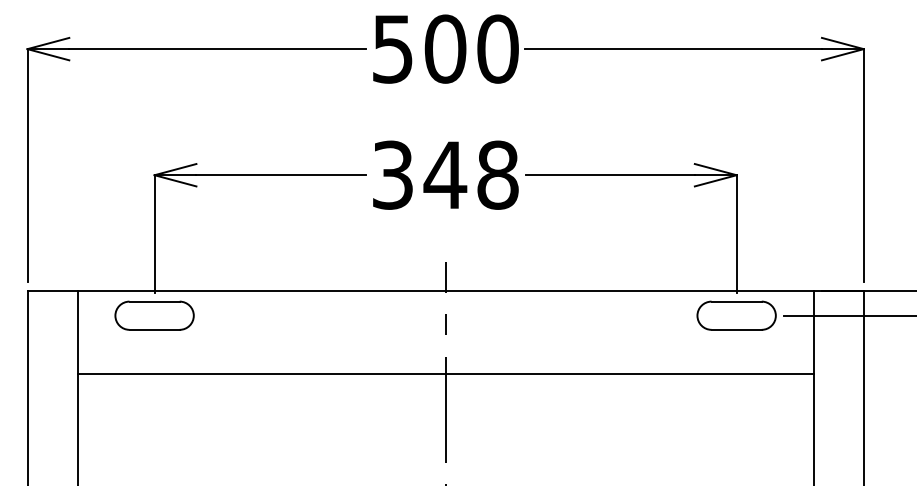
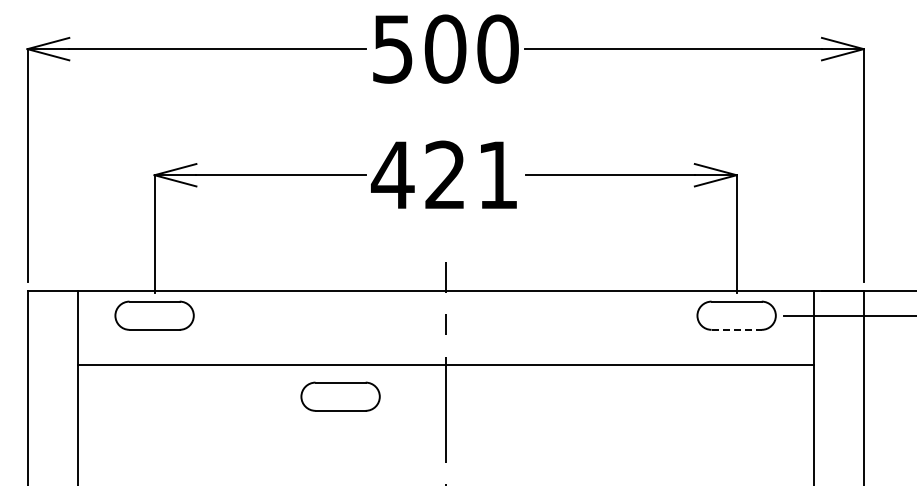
text: 348 -> 421 (444, 174)
line: solid -> dashed (737, 329)
line position: (445, 374) -> (445, 365) (445, 365)
part: none -> present (340, 396)
